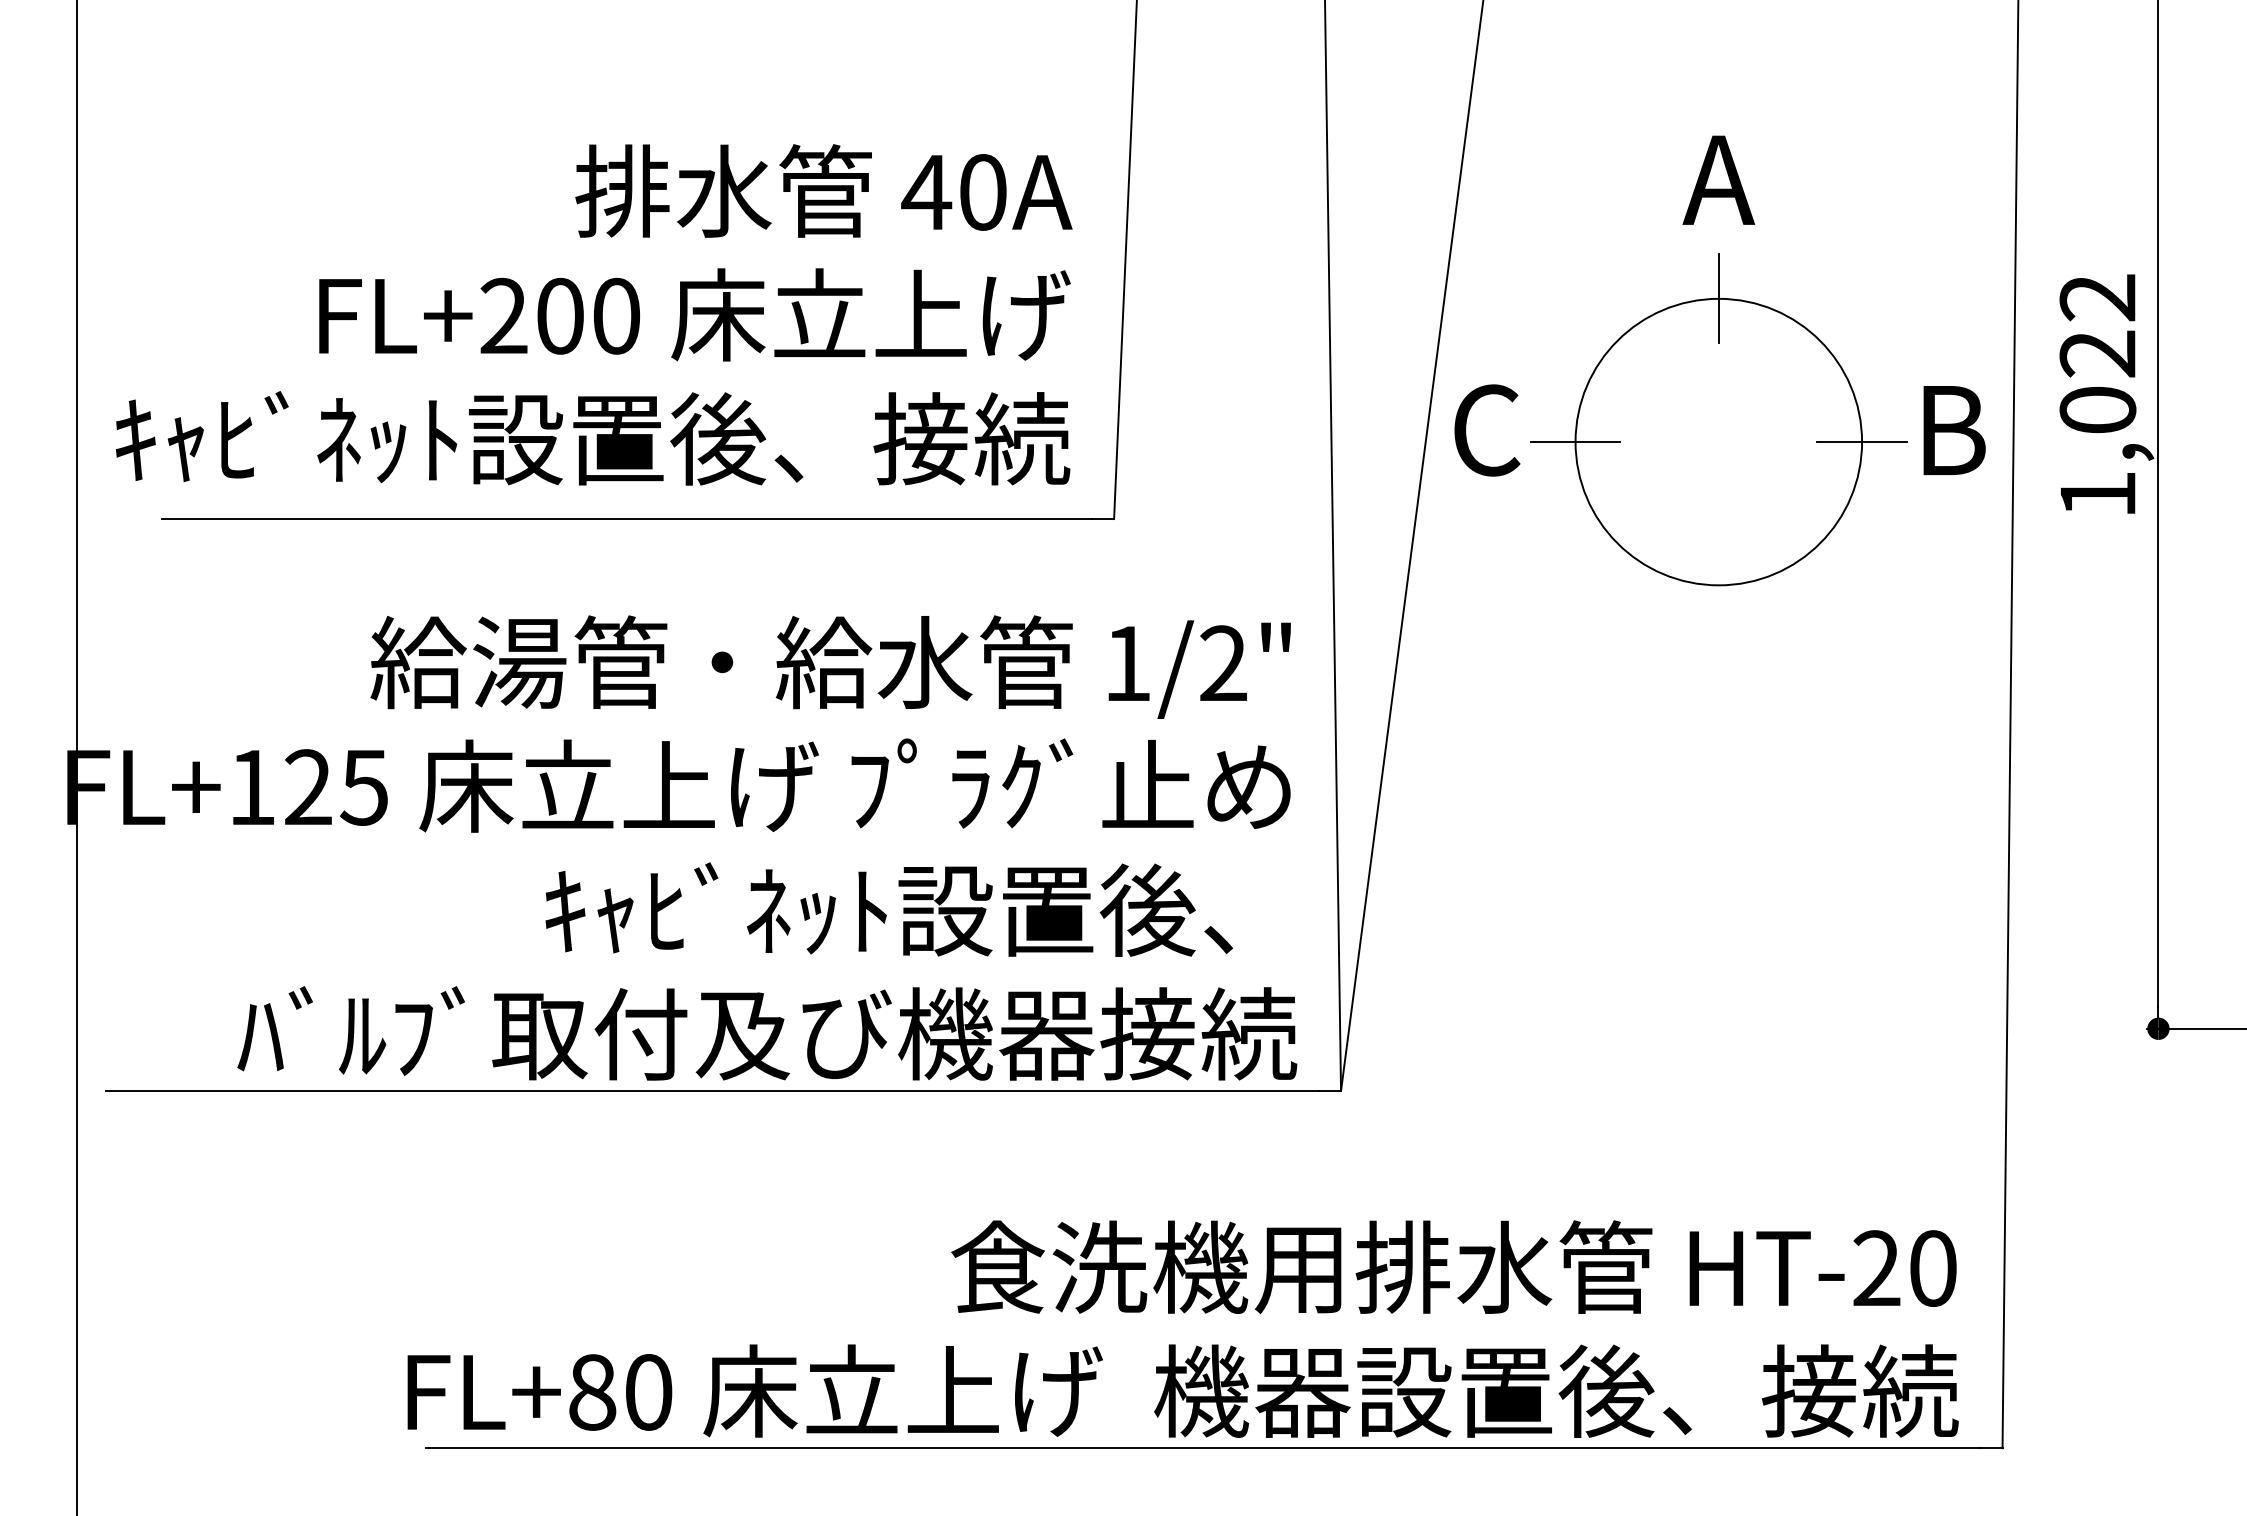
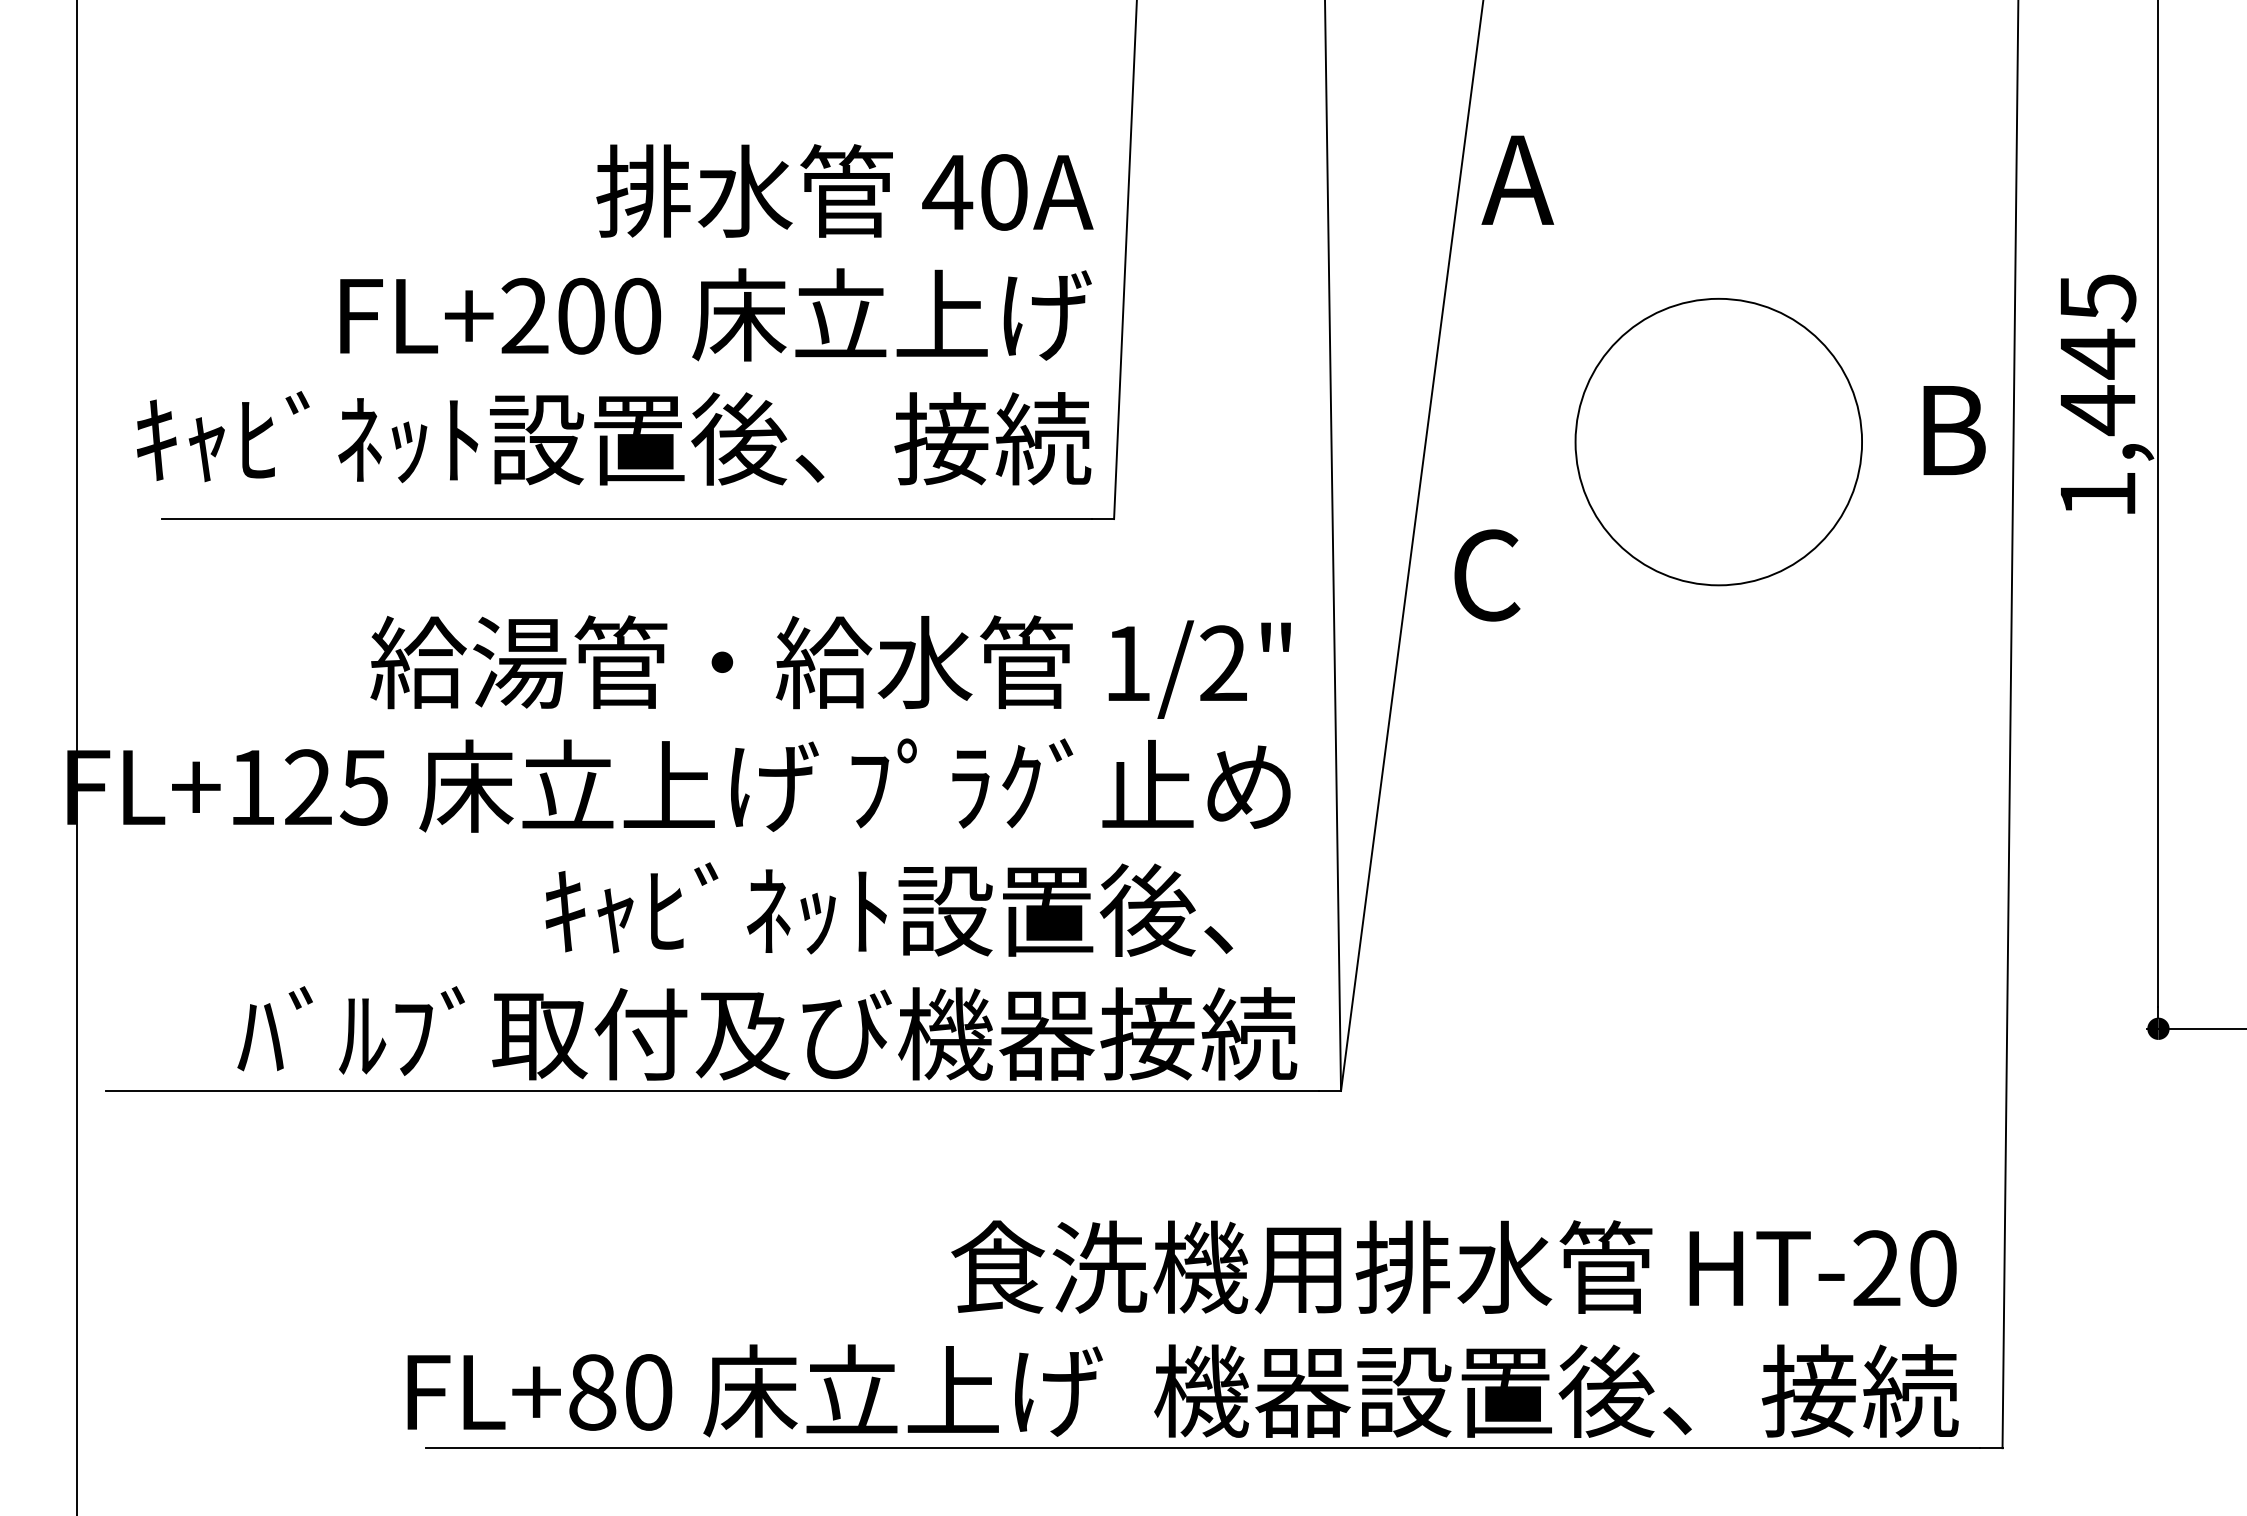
text position: (1718, 179) -> (1517, 179) (1517, 179)
line: present -> none (1718, 298)
text position: (594, 314) -> (615, 314) (615, 314)
text: 1,022 -> 1,445 (2097, 355)
text position: (1487, 430) -> (1487, 575) (1487, 575)
line: present -> none (1575, 442)
line: present -> none (1861, 442)
